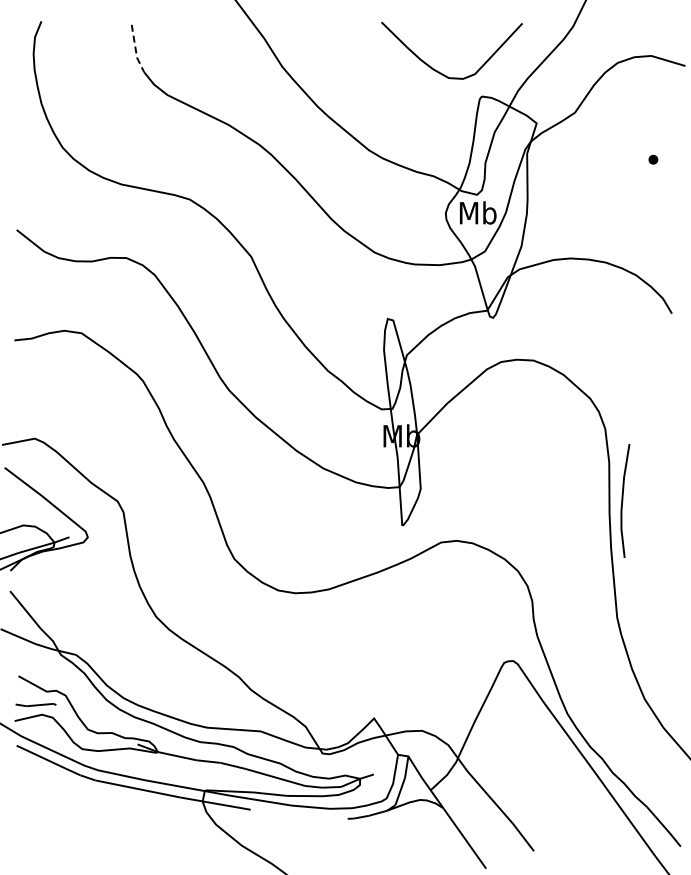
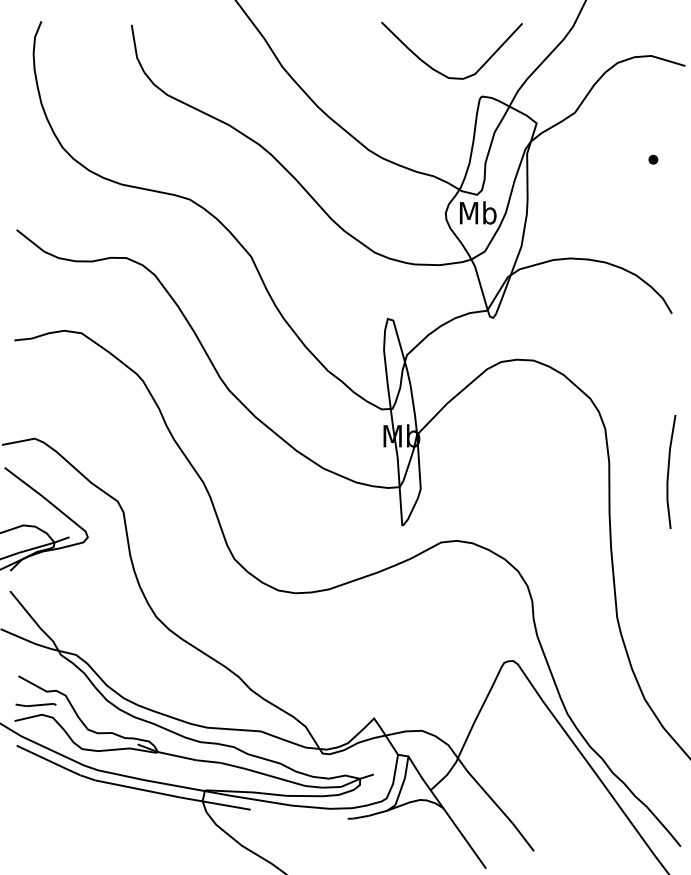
line: dashed -> solid (135, 50)
line position: (623, 500) -> (669, 471) (669, 471)
